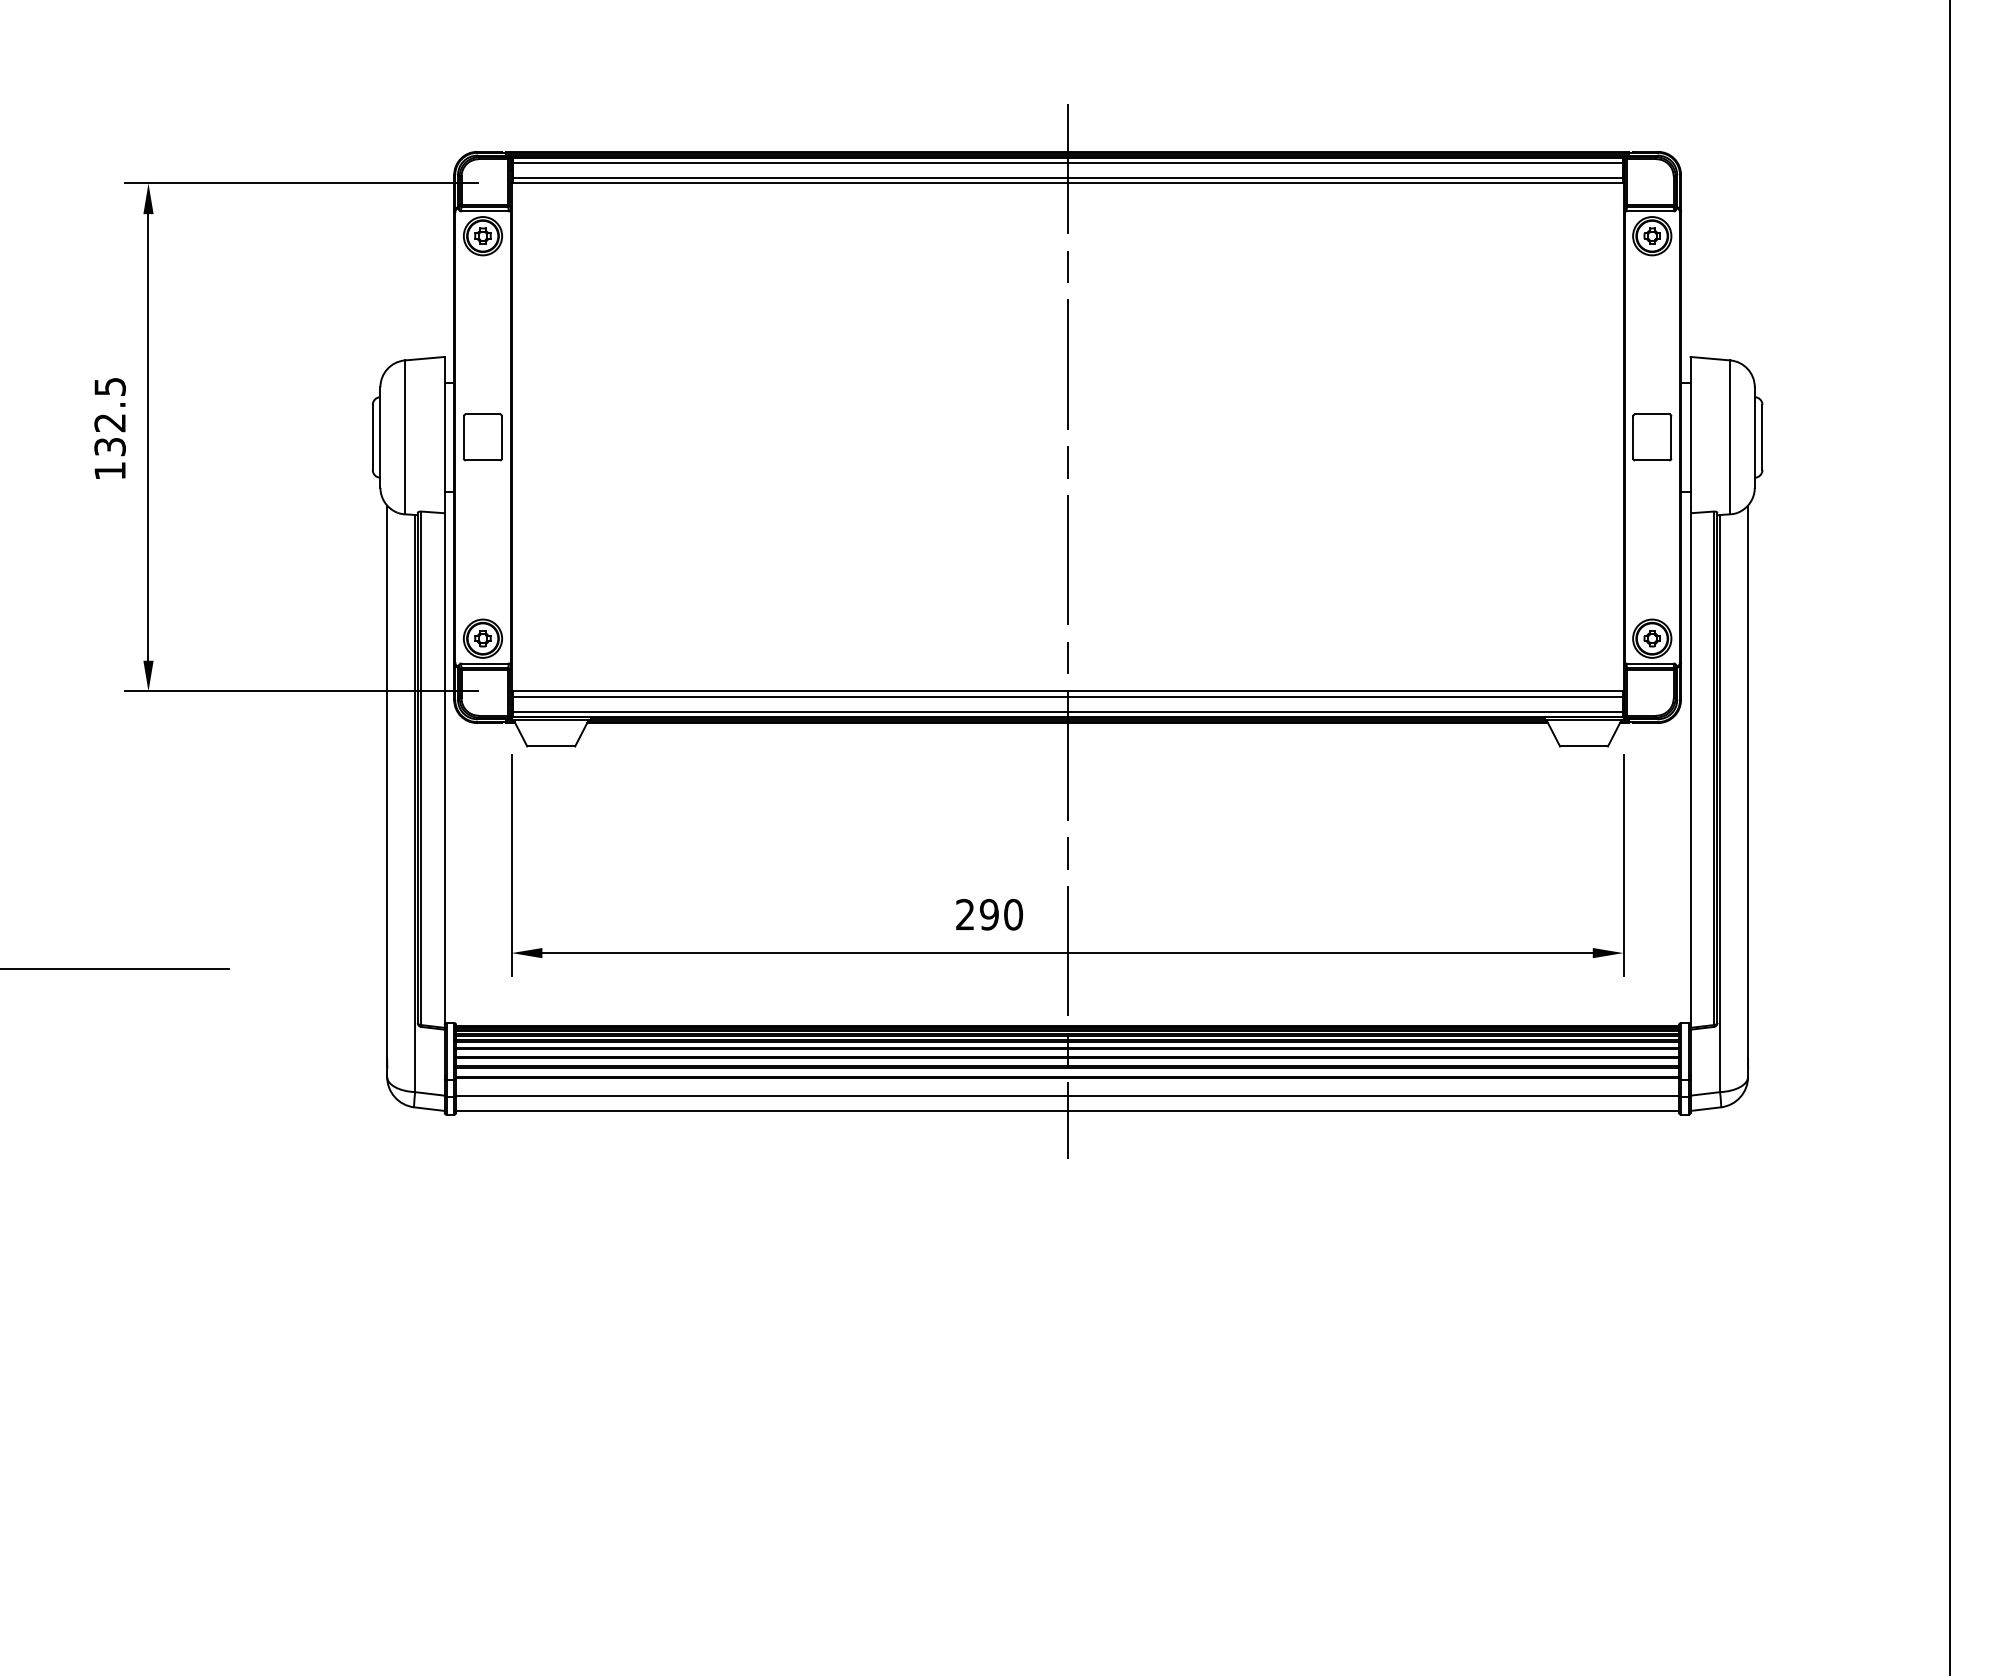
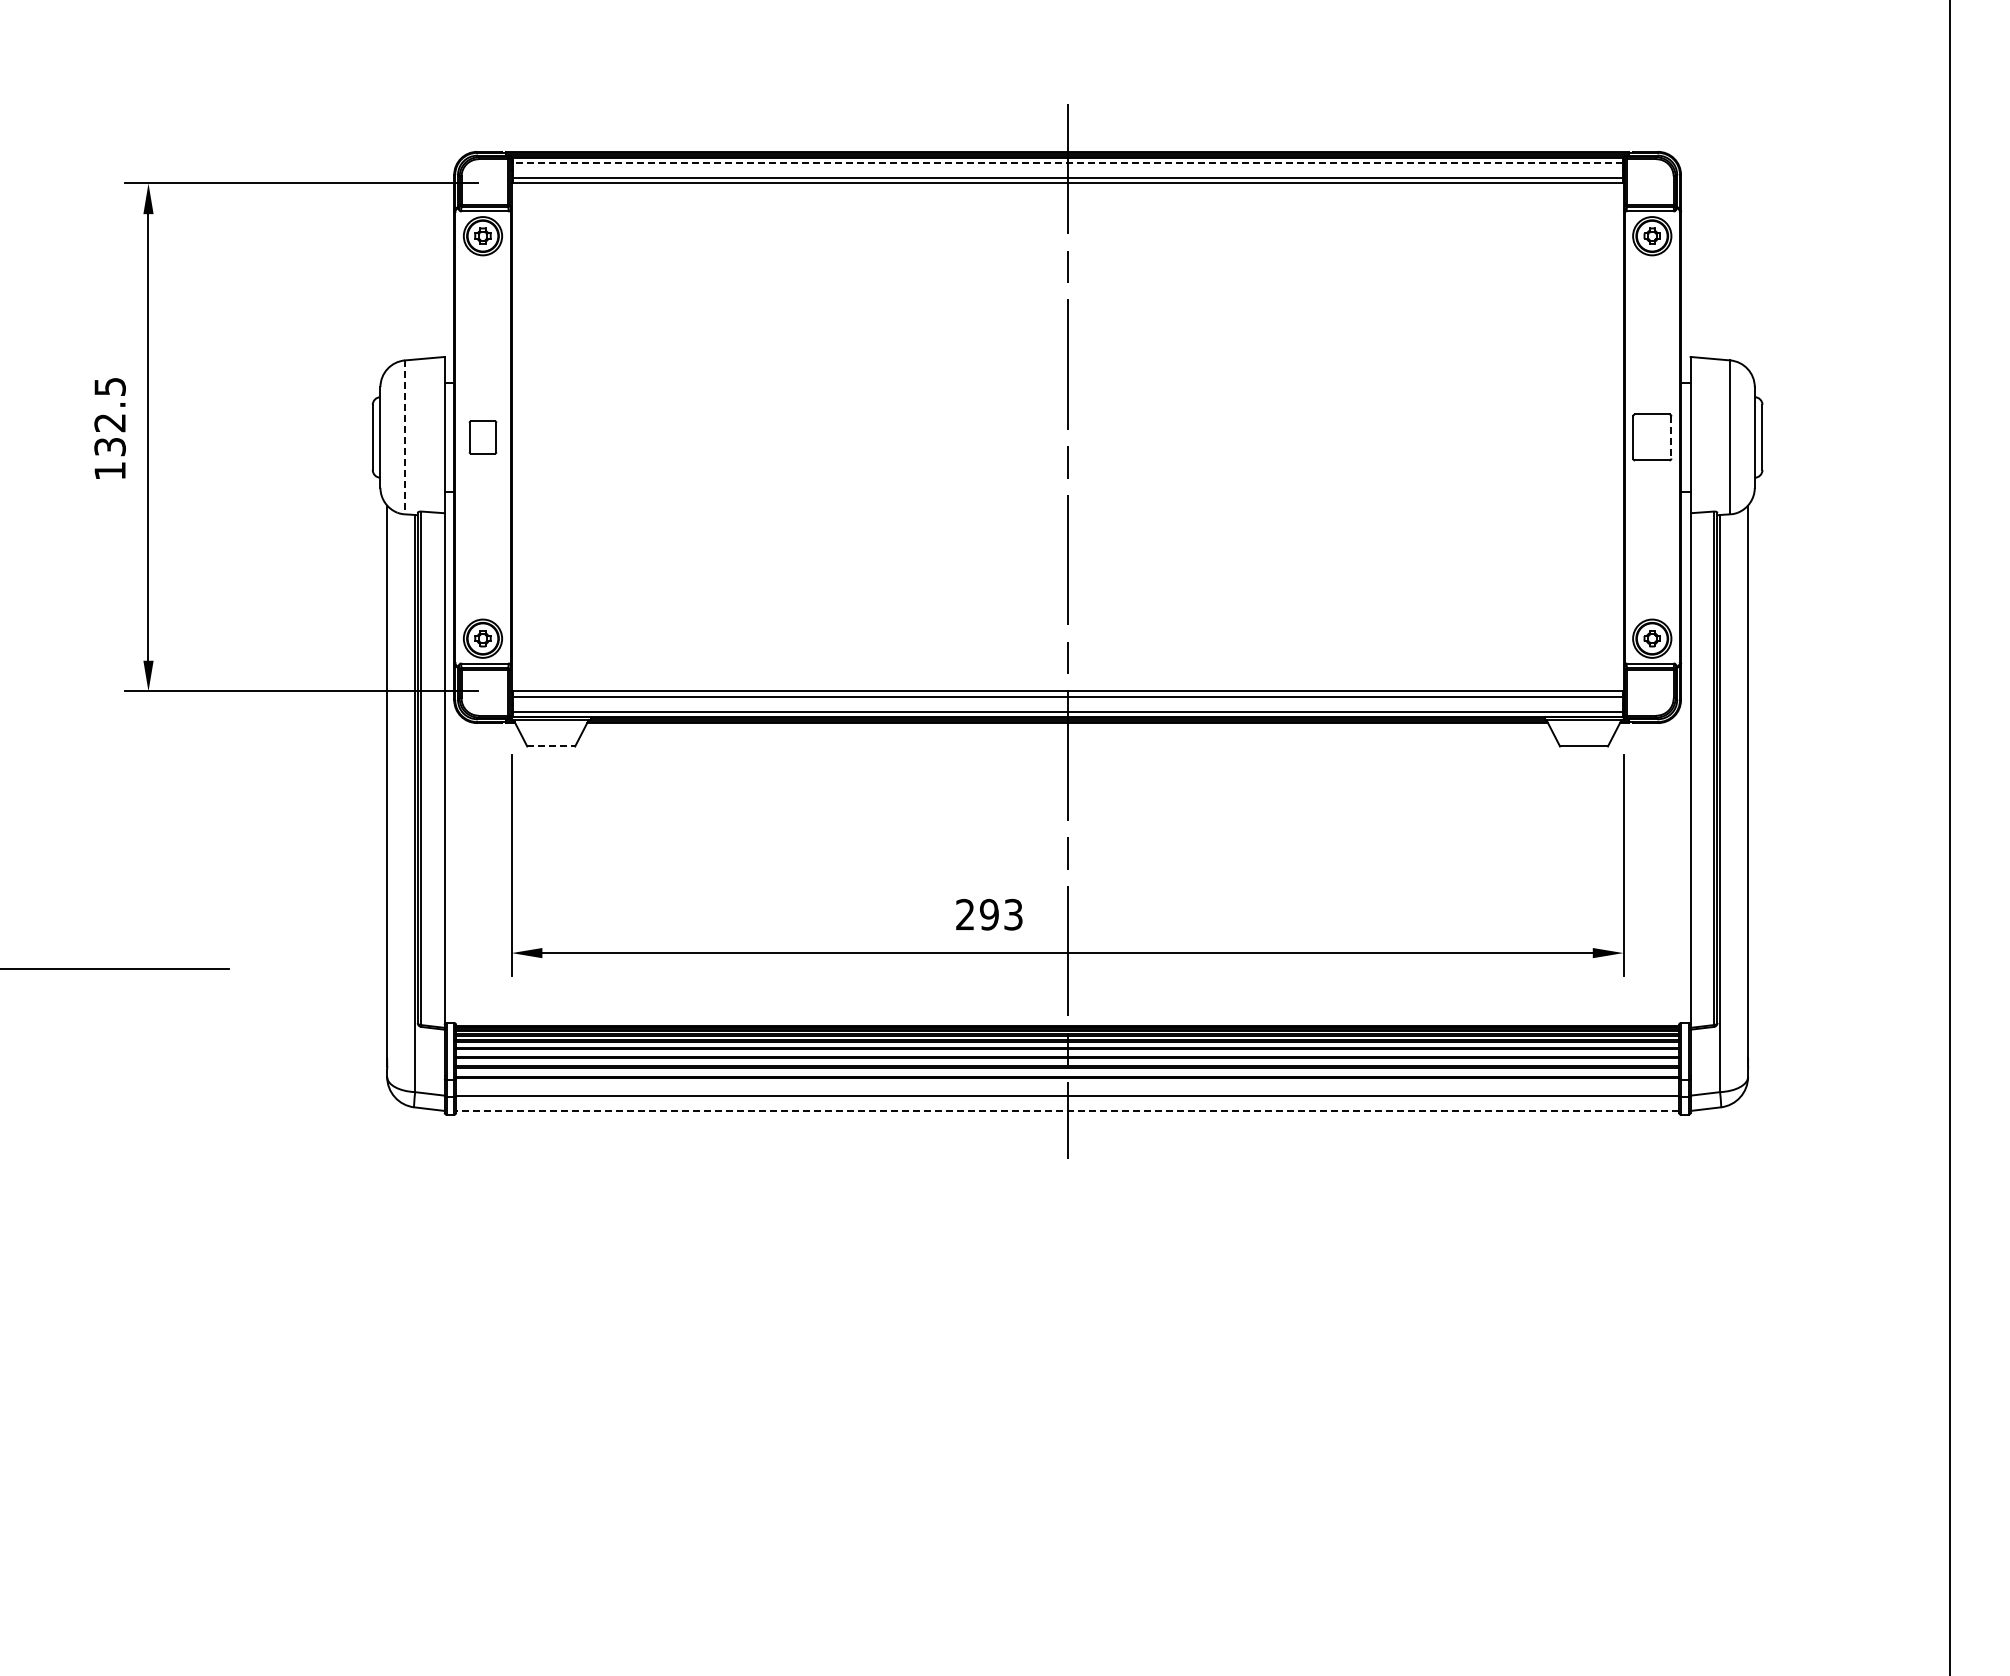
line: solid -> dashed (1067, 163)
line: solid -> dashed (404, 437)
part size: 40x49 px -> 30x35 px (482, 437)
line: solid -> dashed (1671, 437)
line: solid -> dashed (551, 746)
text: 290 -> 293 (1013, 914)
line: solid -> dashed (1067, 1110)
